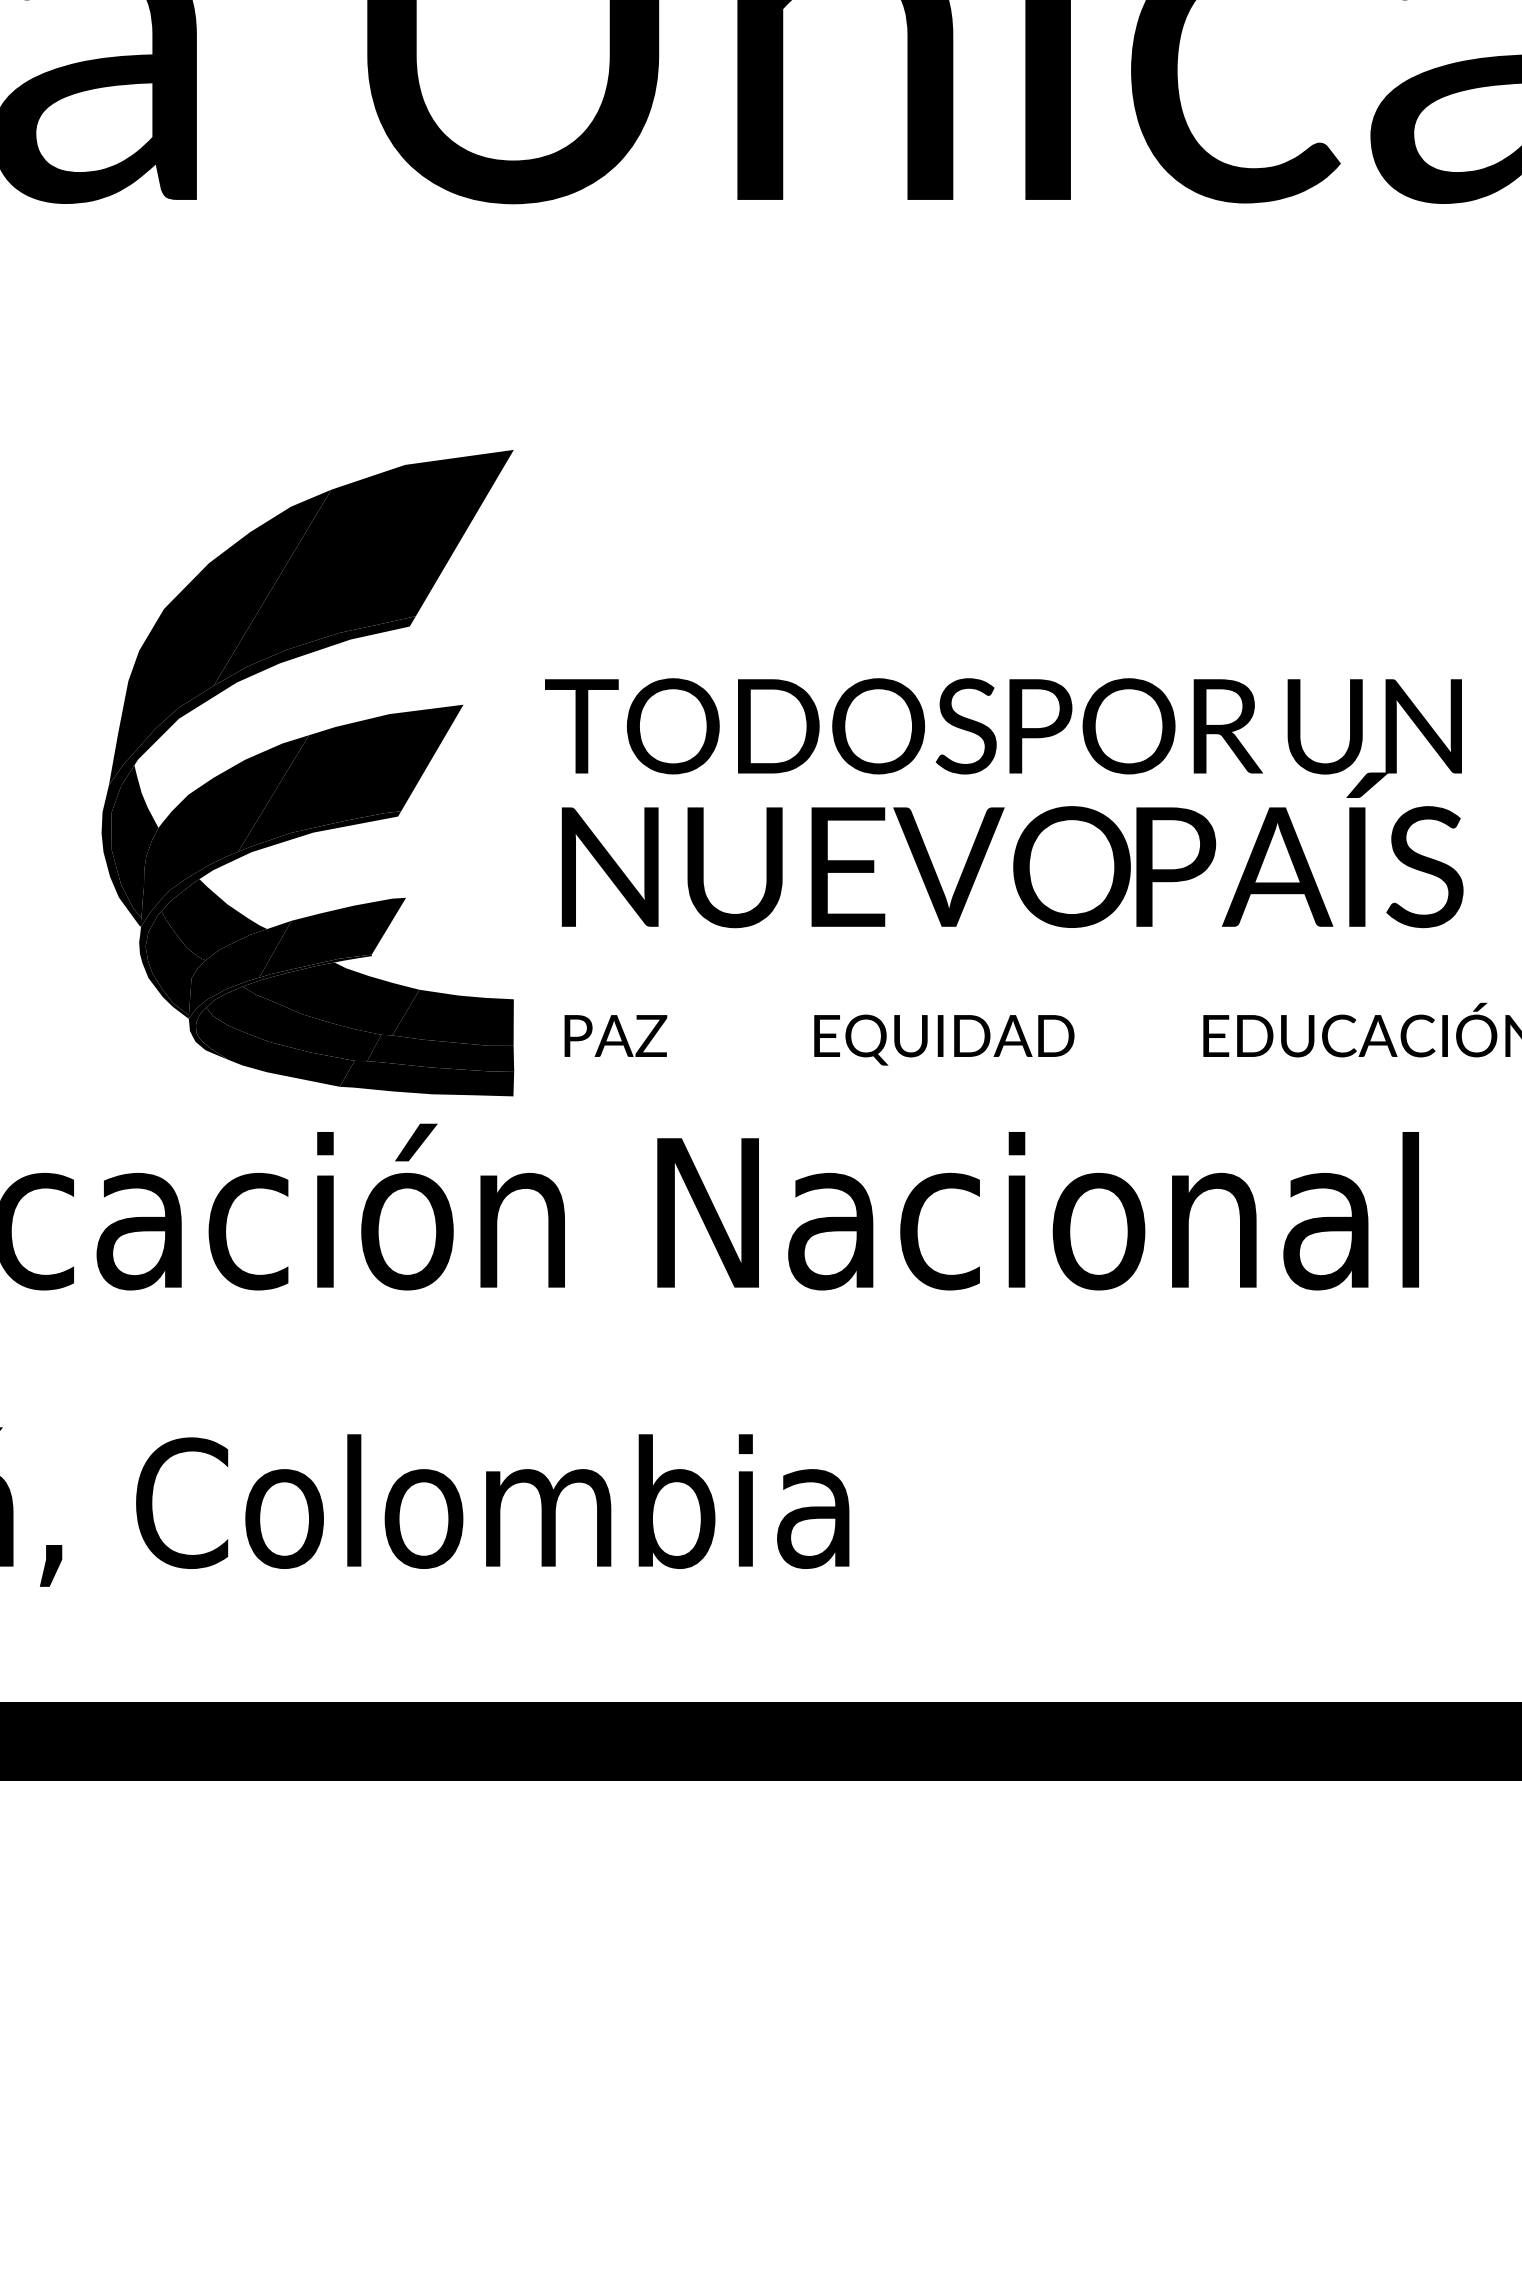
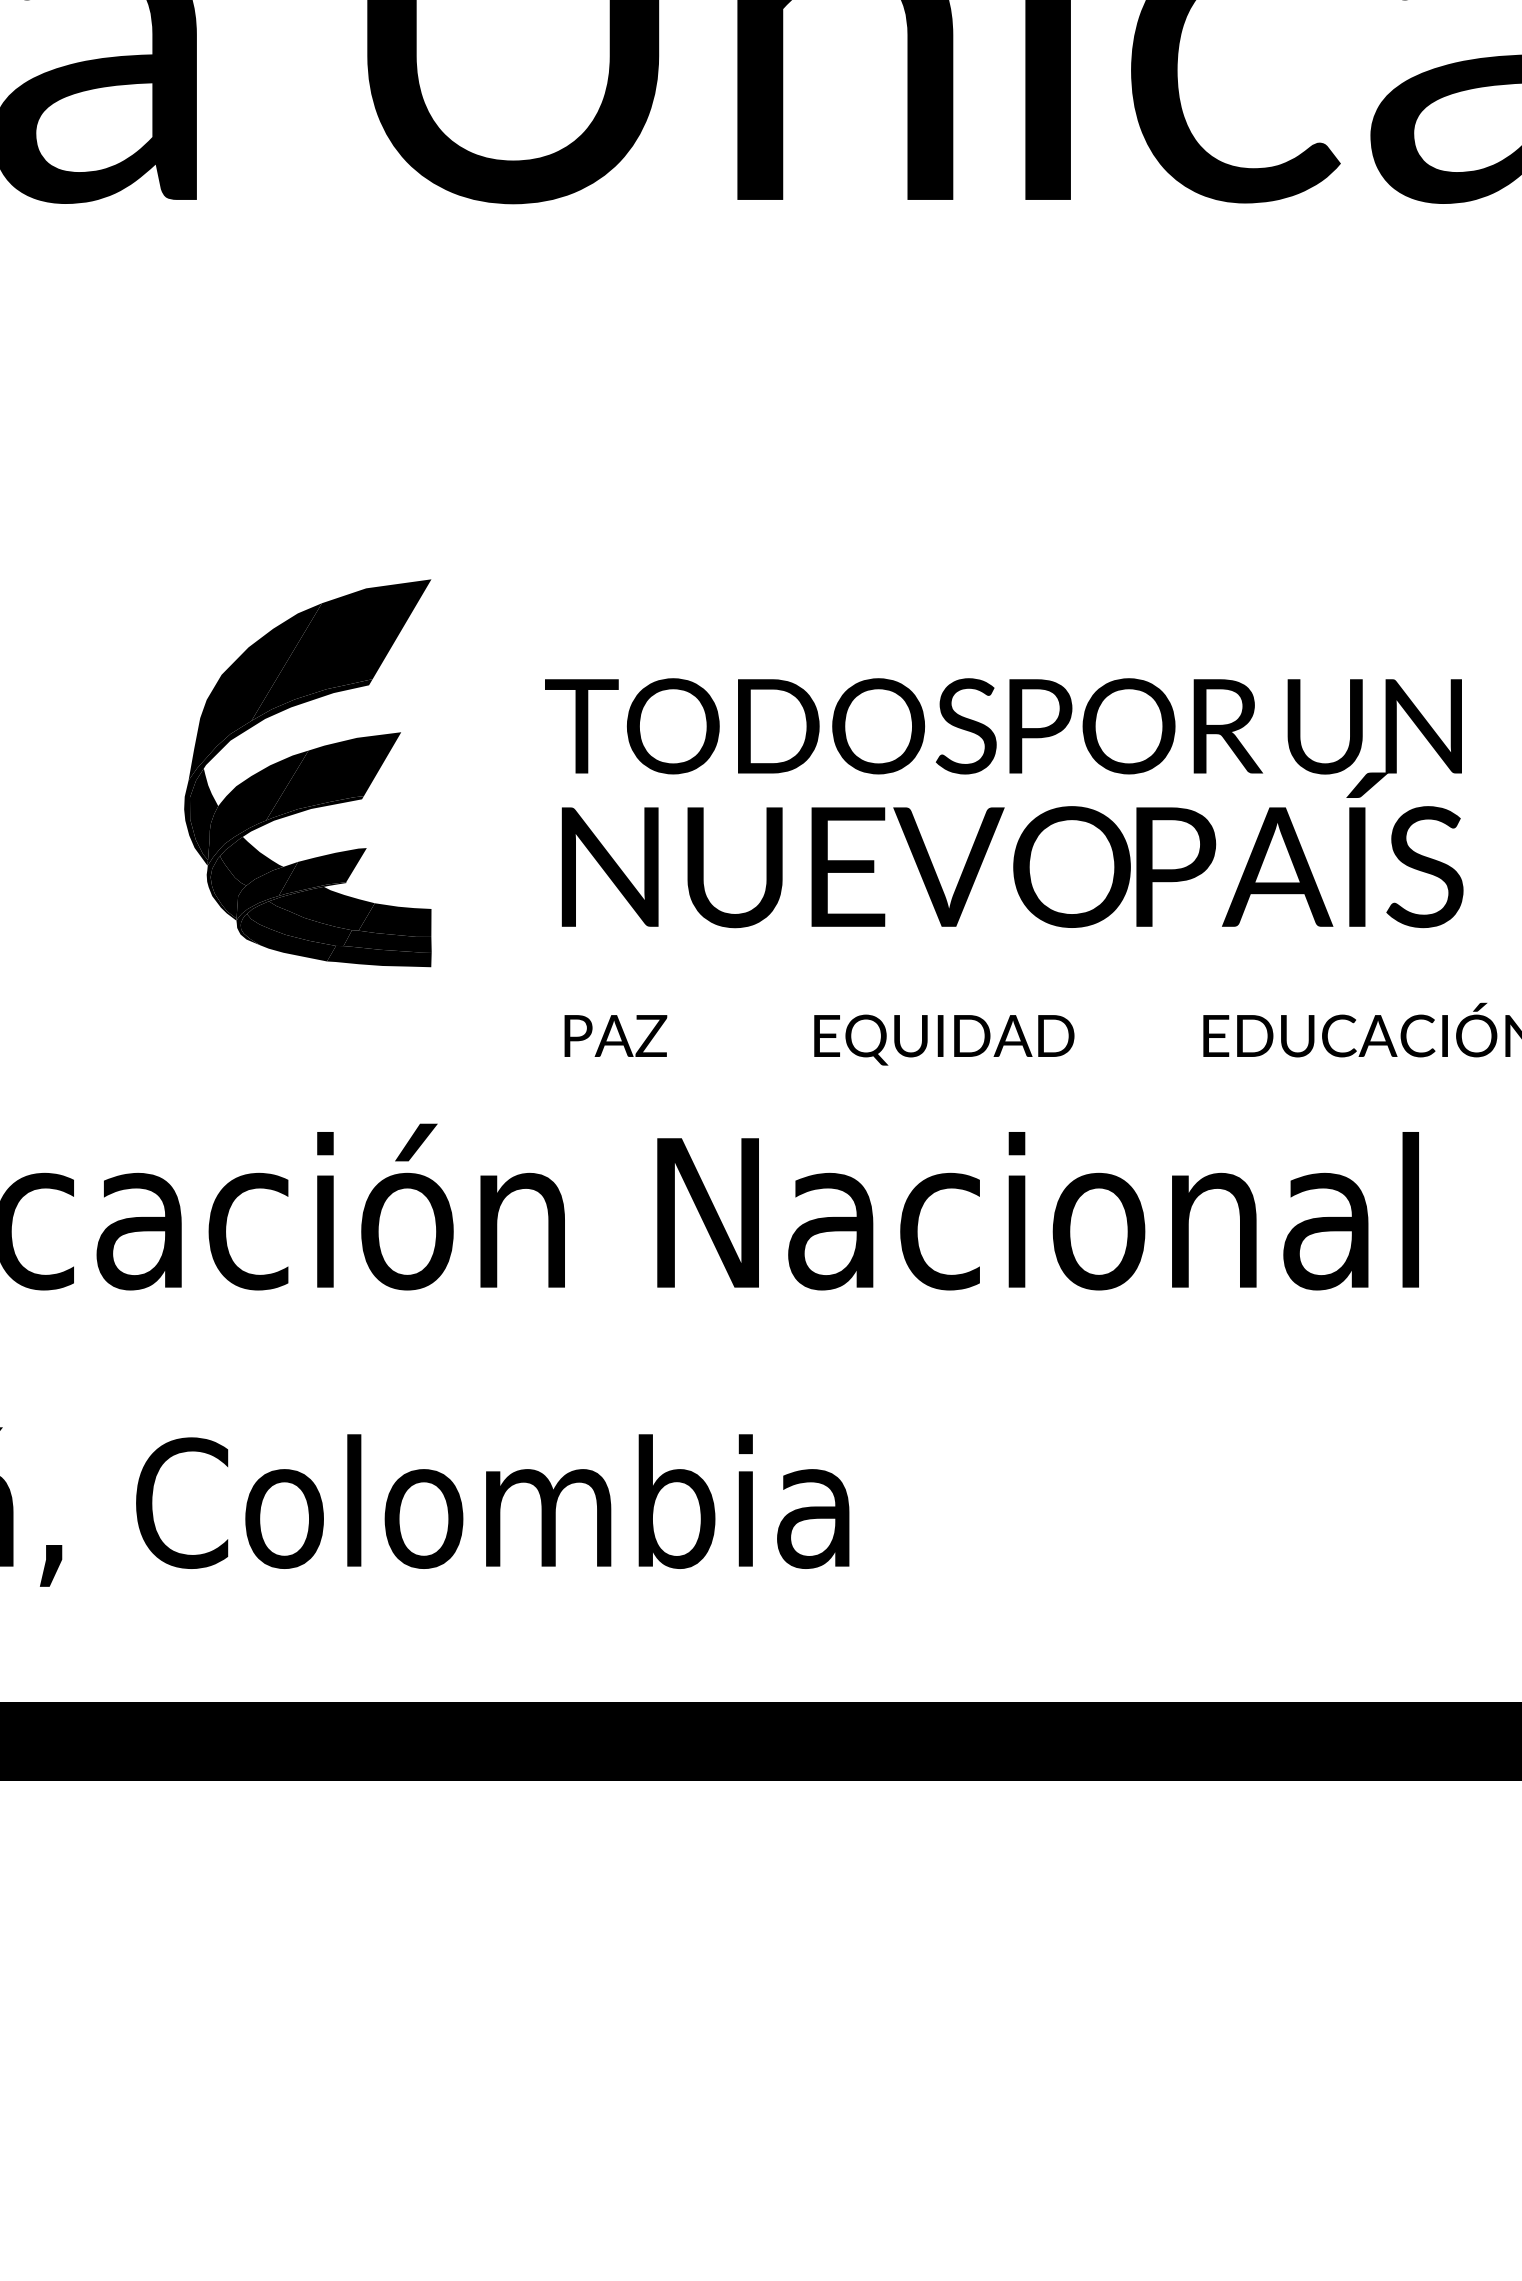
part size: 414x647 px -> 248x389 px (307, 773)
